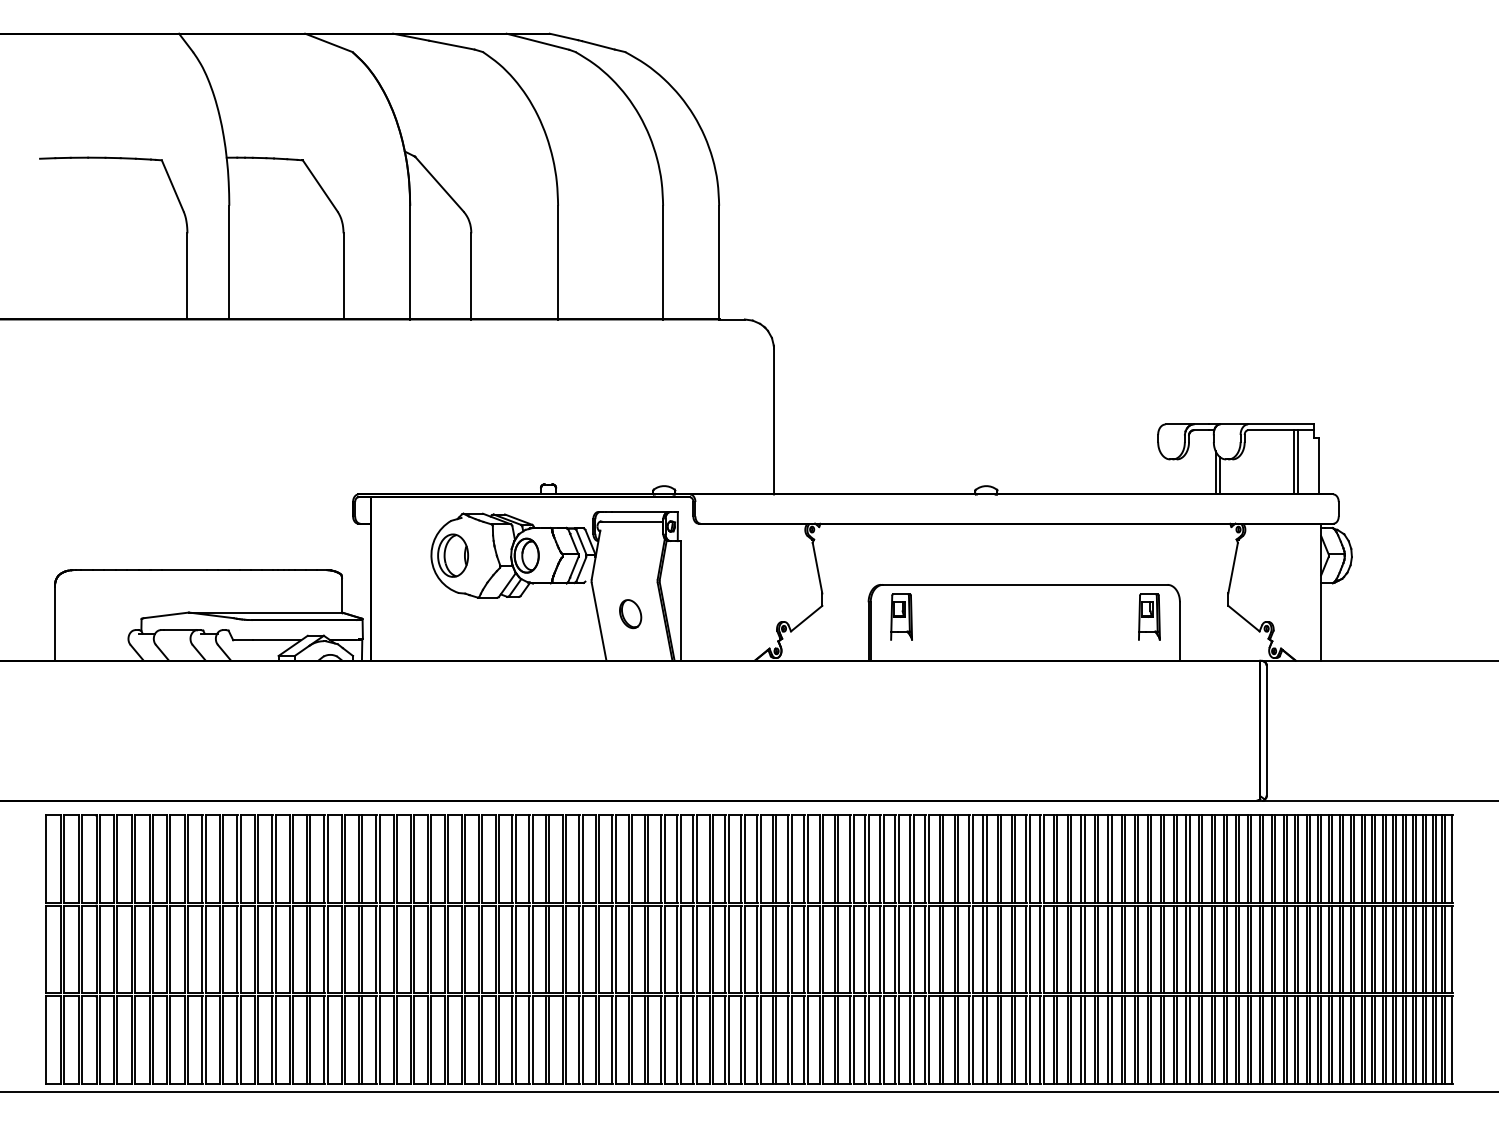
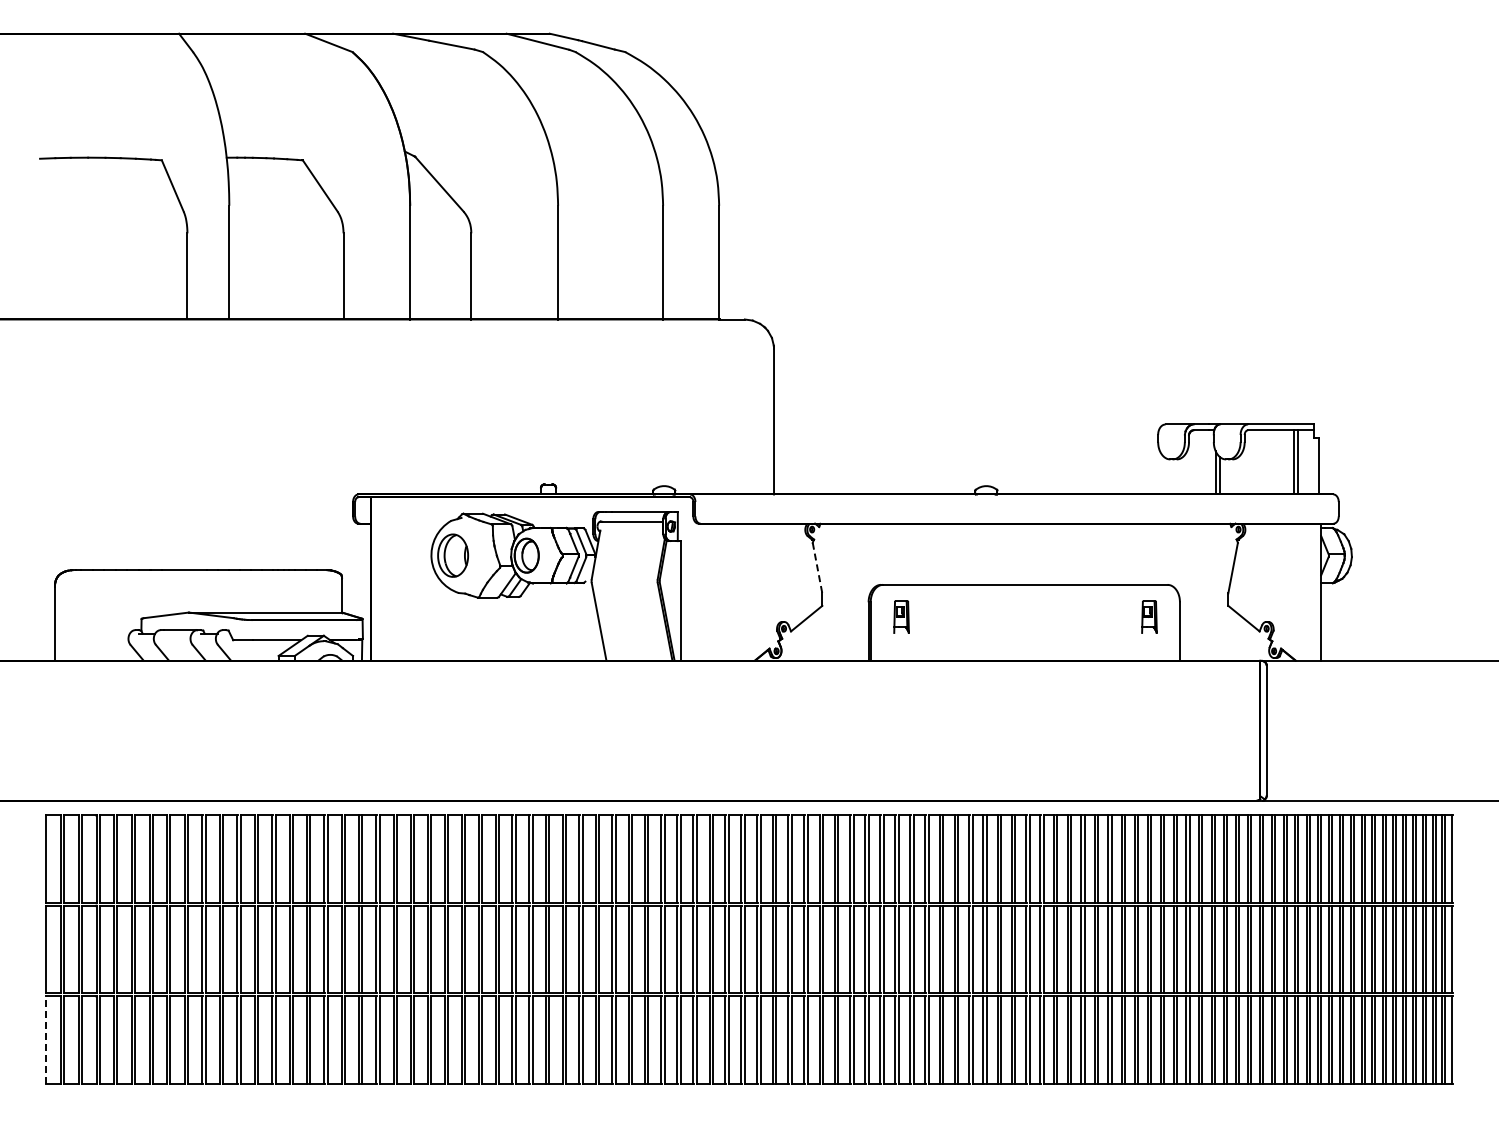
line: solid -> dashed (817, 568)
part: present -> none (630, 614)
part size: 23x48 px -> 17x34 px (901, 616)
part size: 23x48 px -> 17x34 px (1149, 616)
line: solid -> dashed (46, 1039)
line: present -> none (748, 1092)
